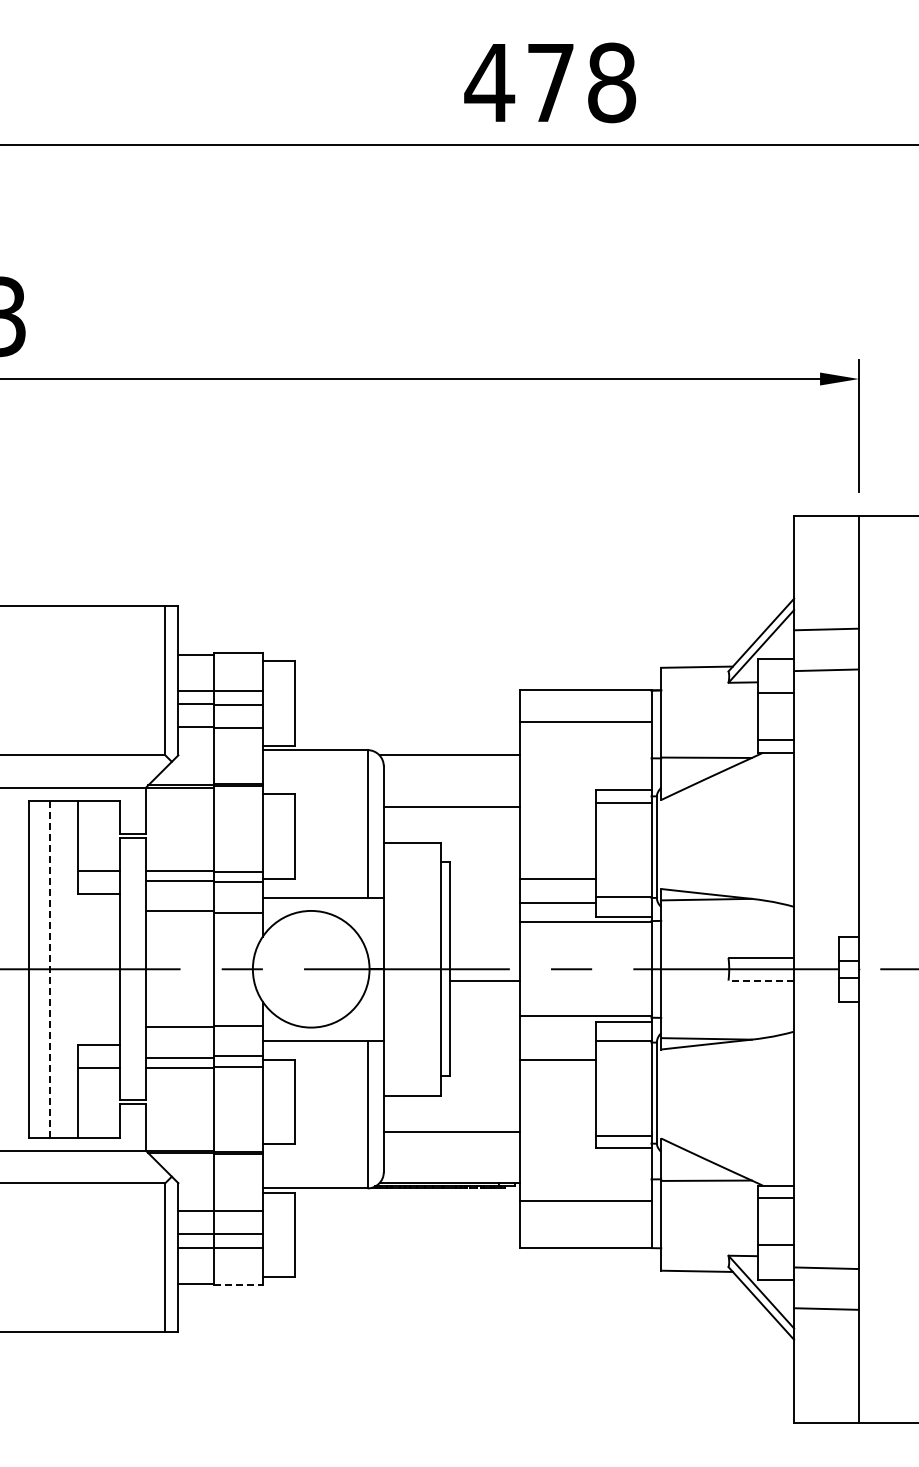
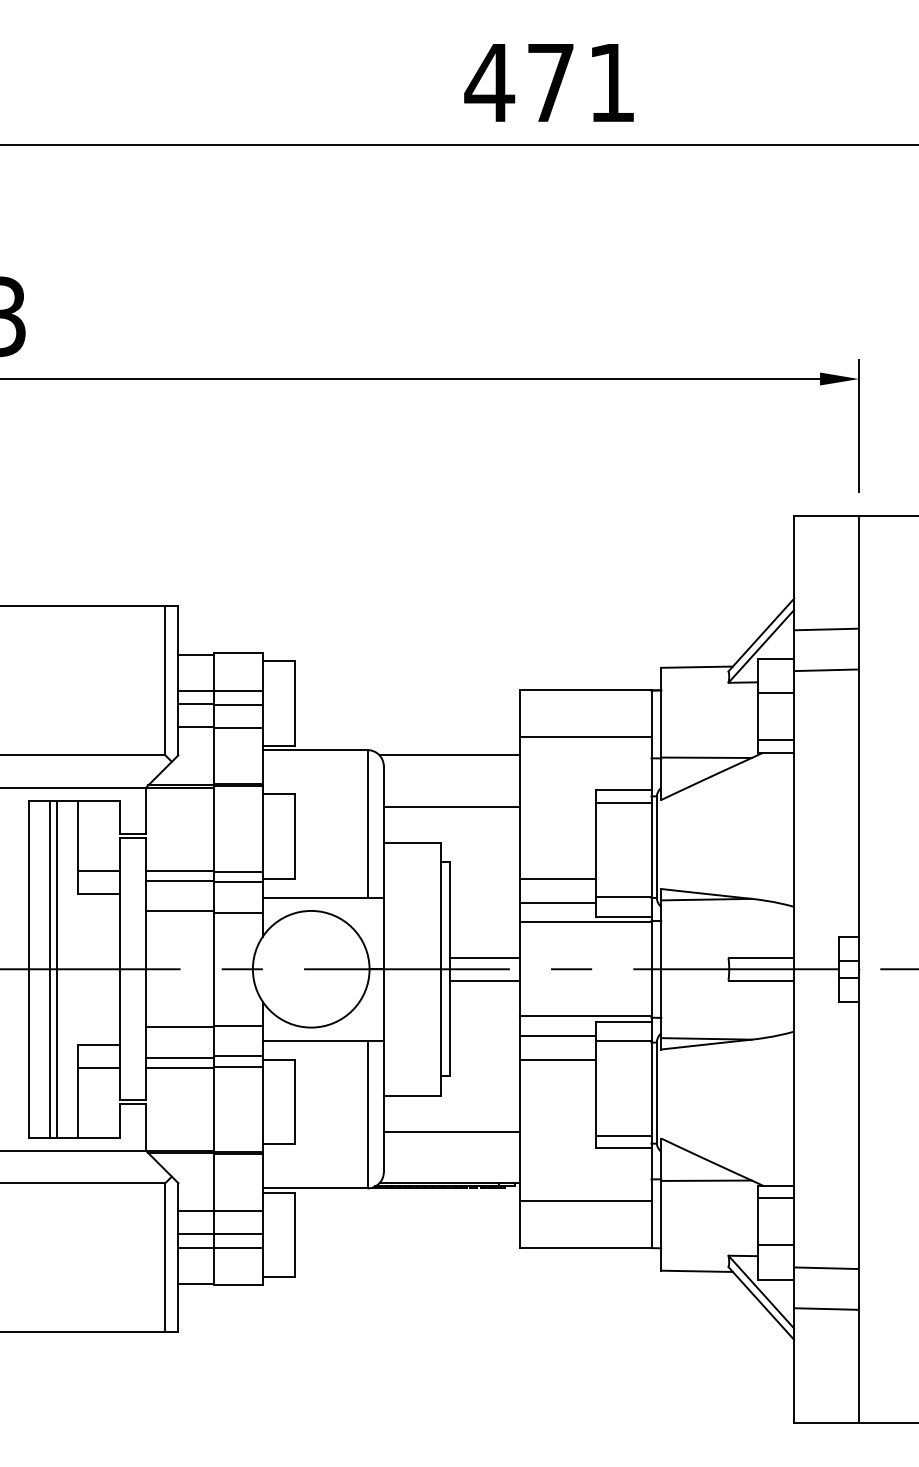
text: 478 -> 471 (612, 82)
line position: (585, 722) -> (585, 737) (585, 737)
line: none -> present (484, 957)
line: none -> present (56, 968)
line: dashed -> solid (50, 969)
line: dashed -> solid (761, 980)
line: none -> present (557, 1035)
line: dashed -> solid (238, 1285)
